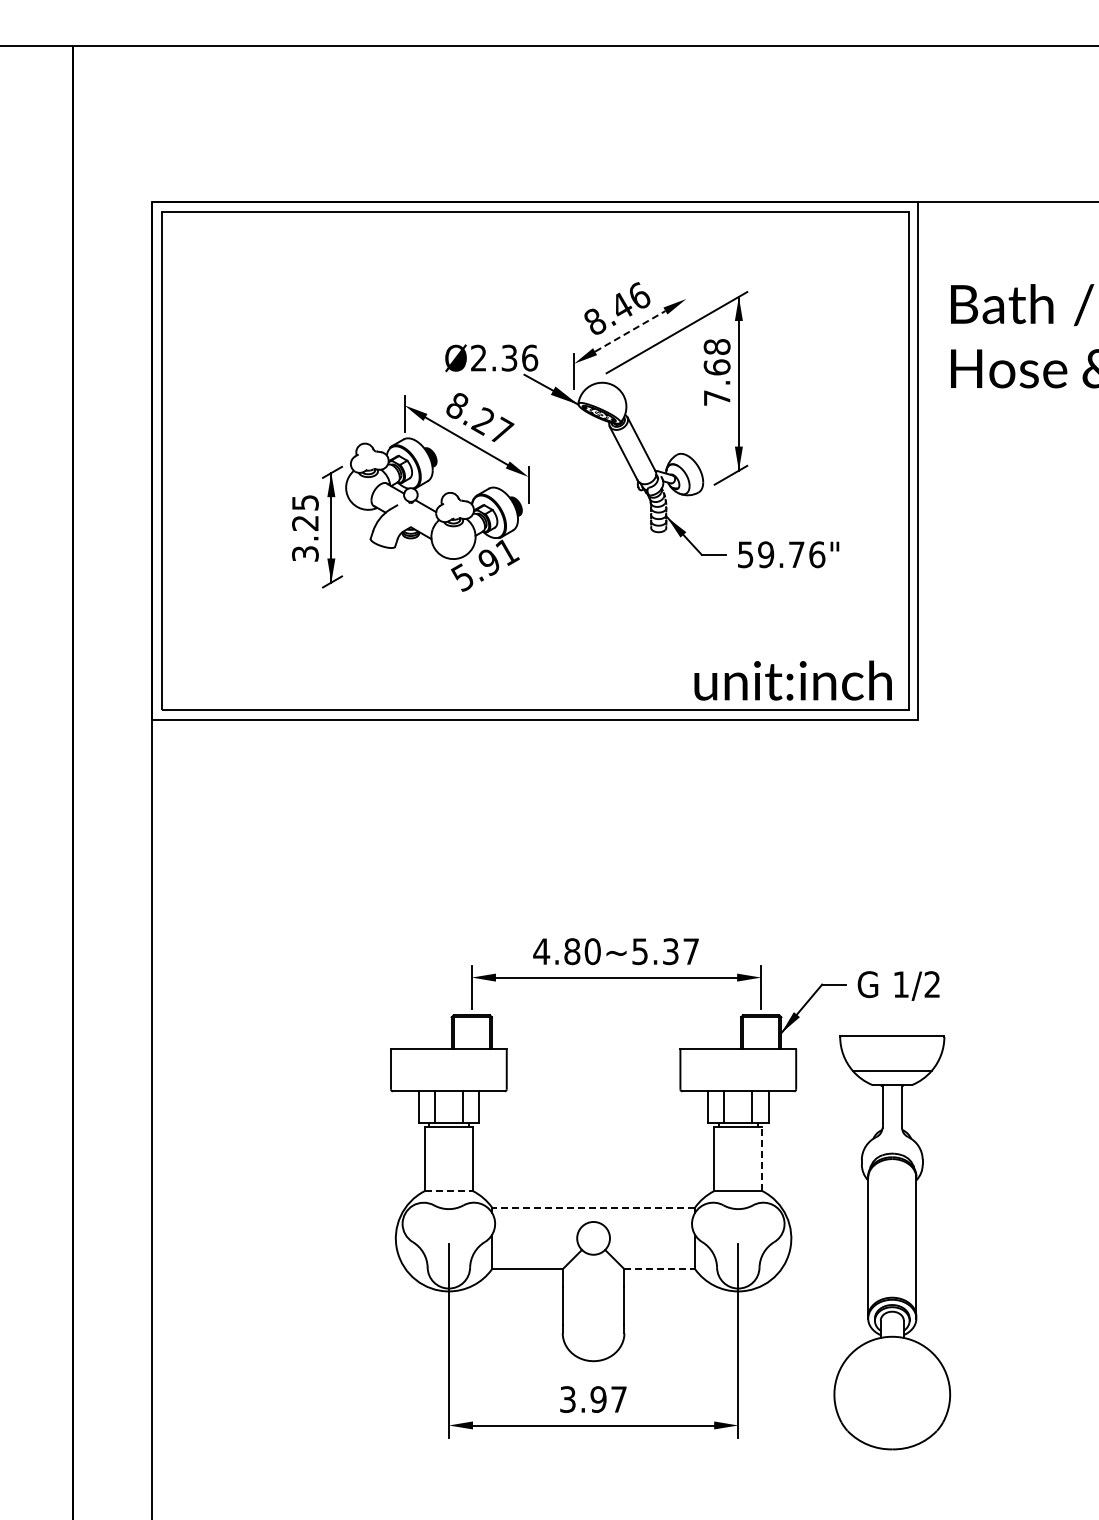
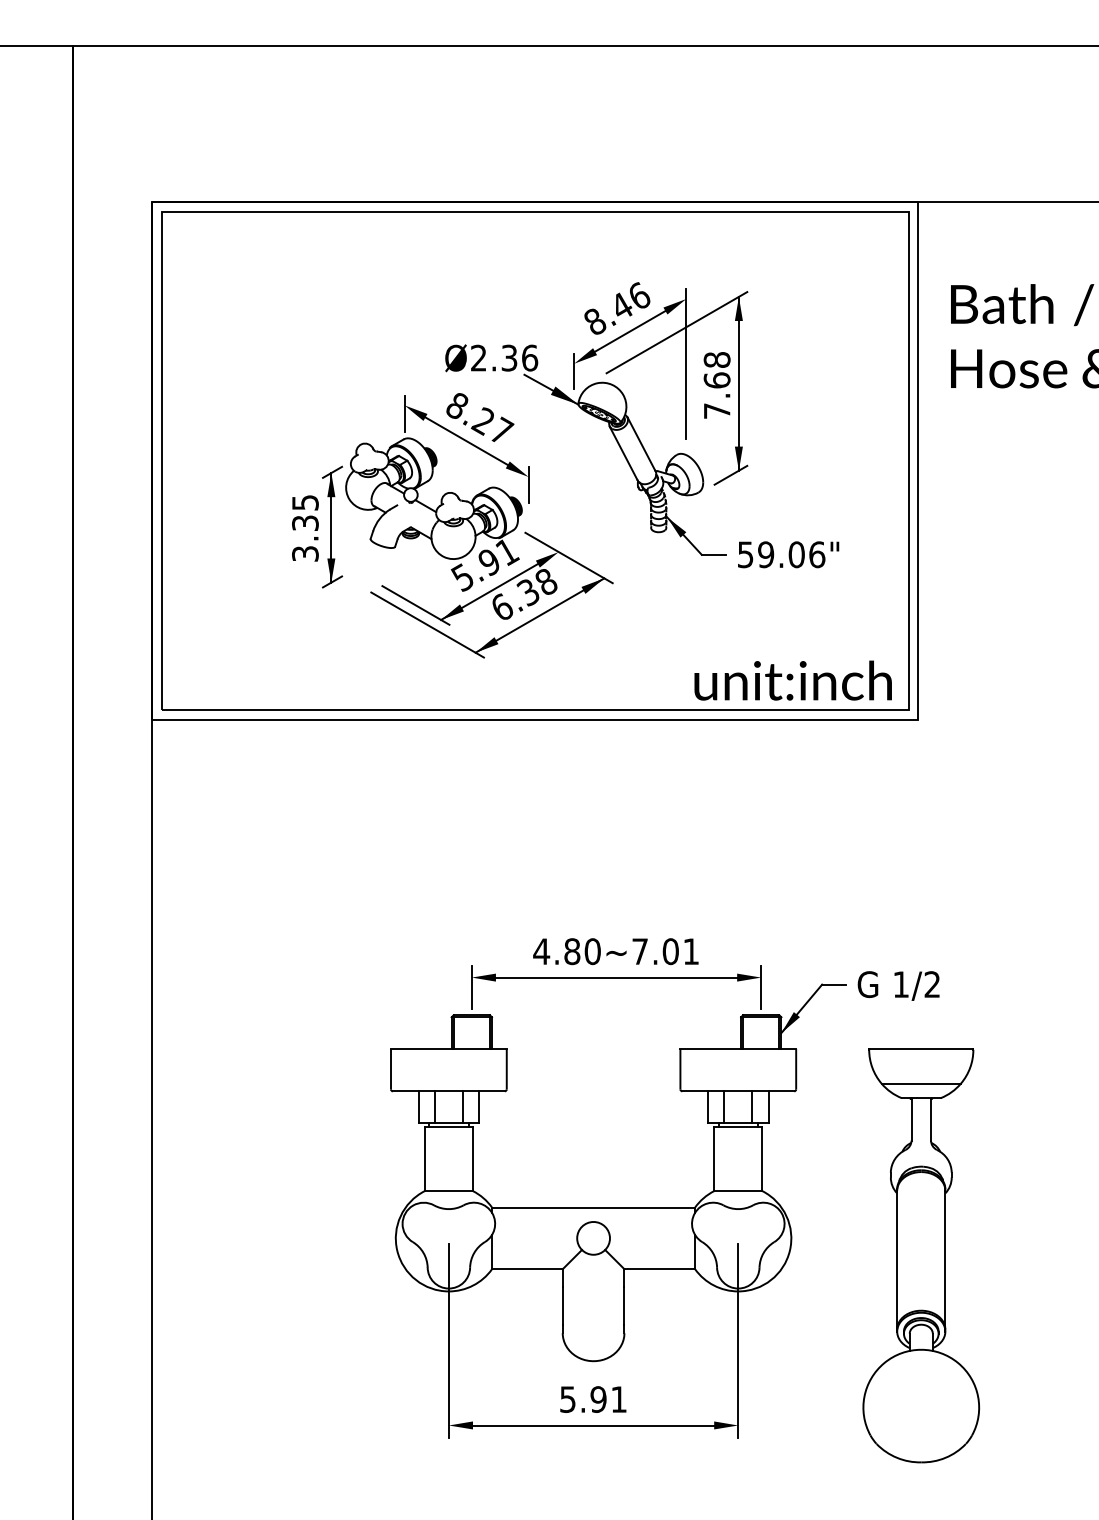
line: dashed -> solid (630, 331)
line: none -> present (686, 364)
text position: (716, 372) -> (716, 385) (716, 385)
text: 3.25 -> 3.35 (305, 523)
text: 59.76" -> 59.06" (796, 554)
part: none -> present (491, 594)
text: 4.80~5.37 -> 4.80~7.01 (665, 951)
line: dashed -> solid (762, 1158)
line: dashed -> solid (449, 1191)
line: dashed -> solid (593, 1207)
part position: (892, 1242) -> (921, 1255) (921, 1255)
line: dashed -> solid (660, 1269)
text: 3.97 -> 5.91 (593, 1399)
